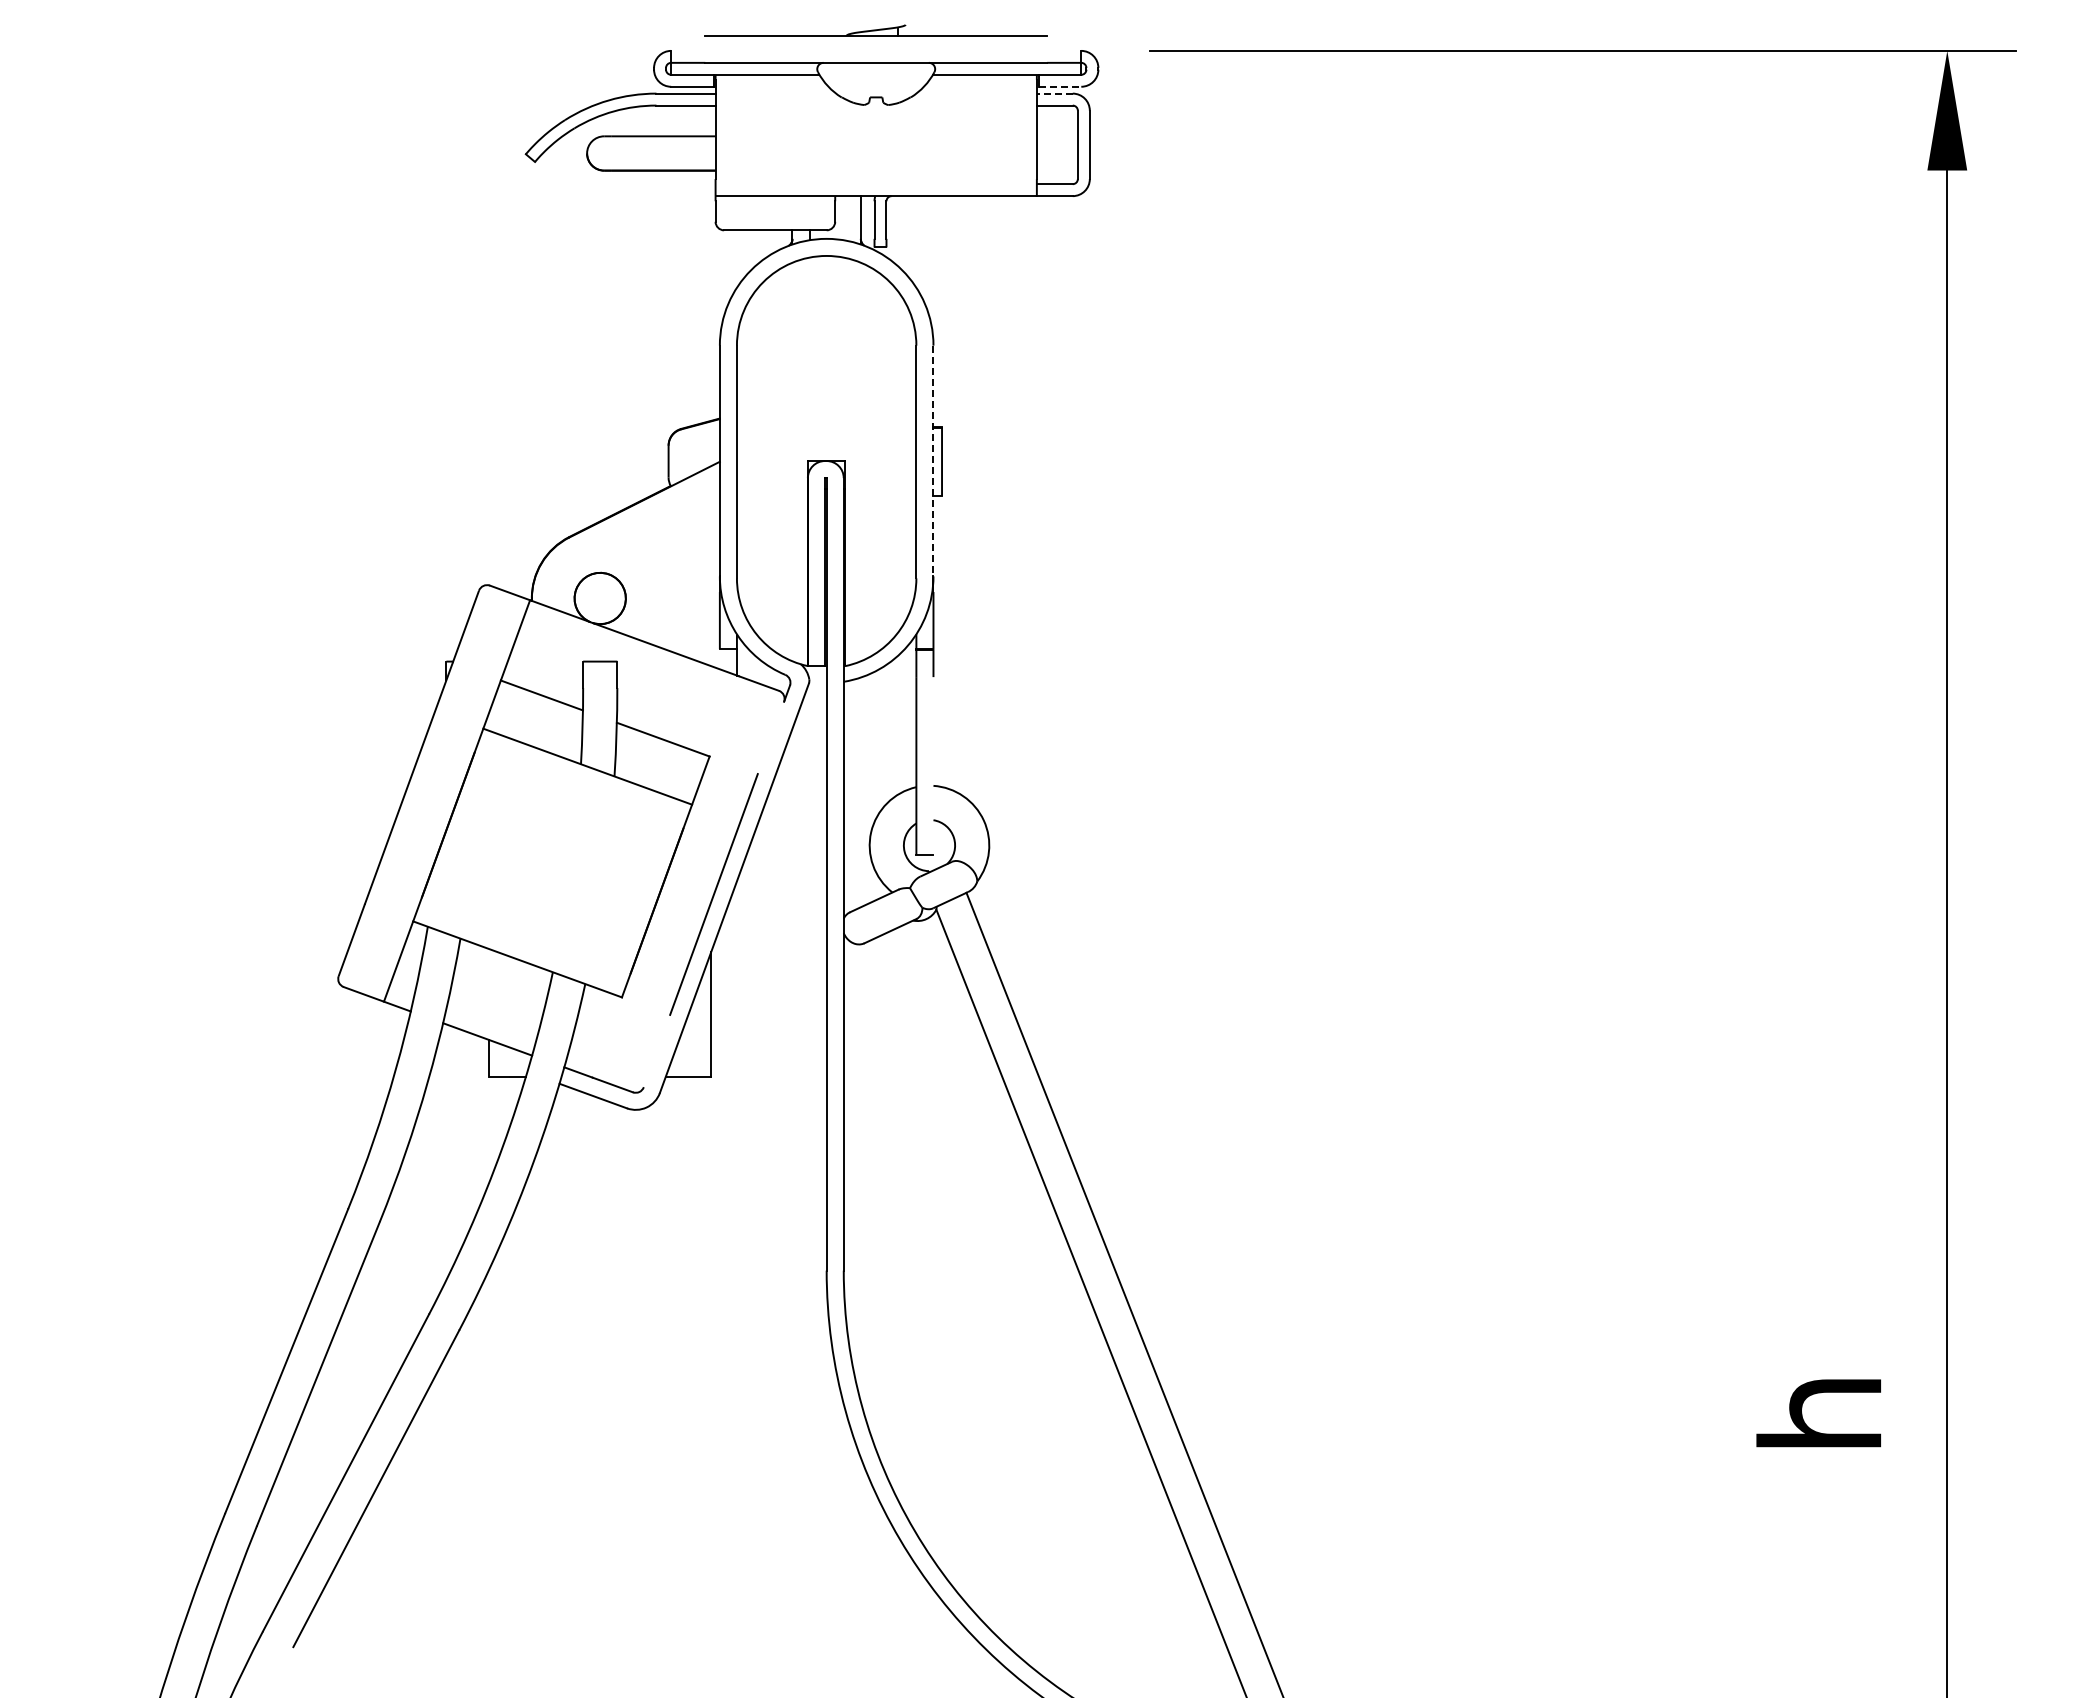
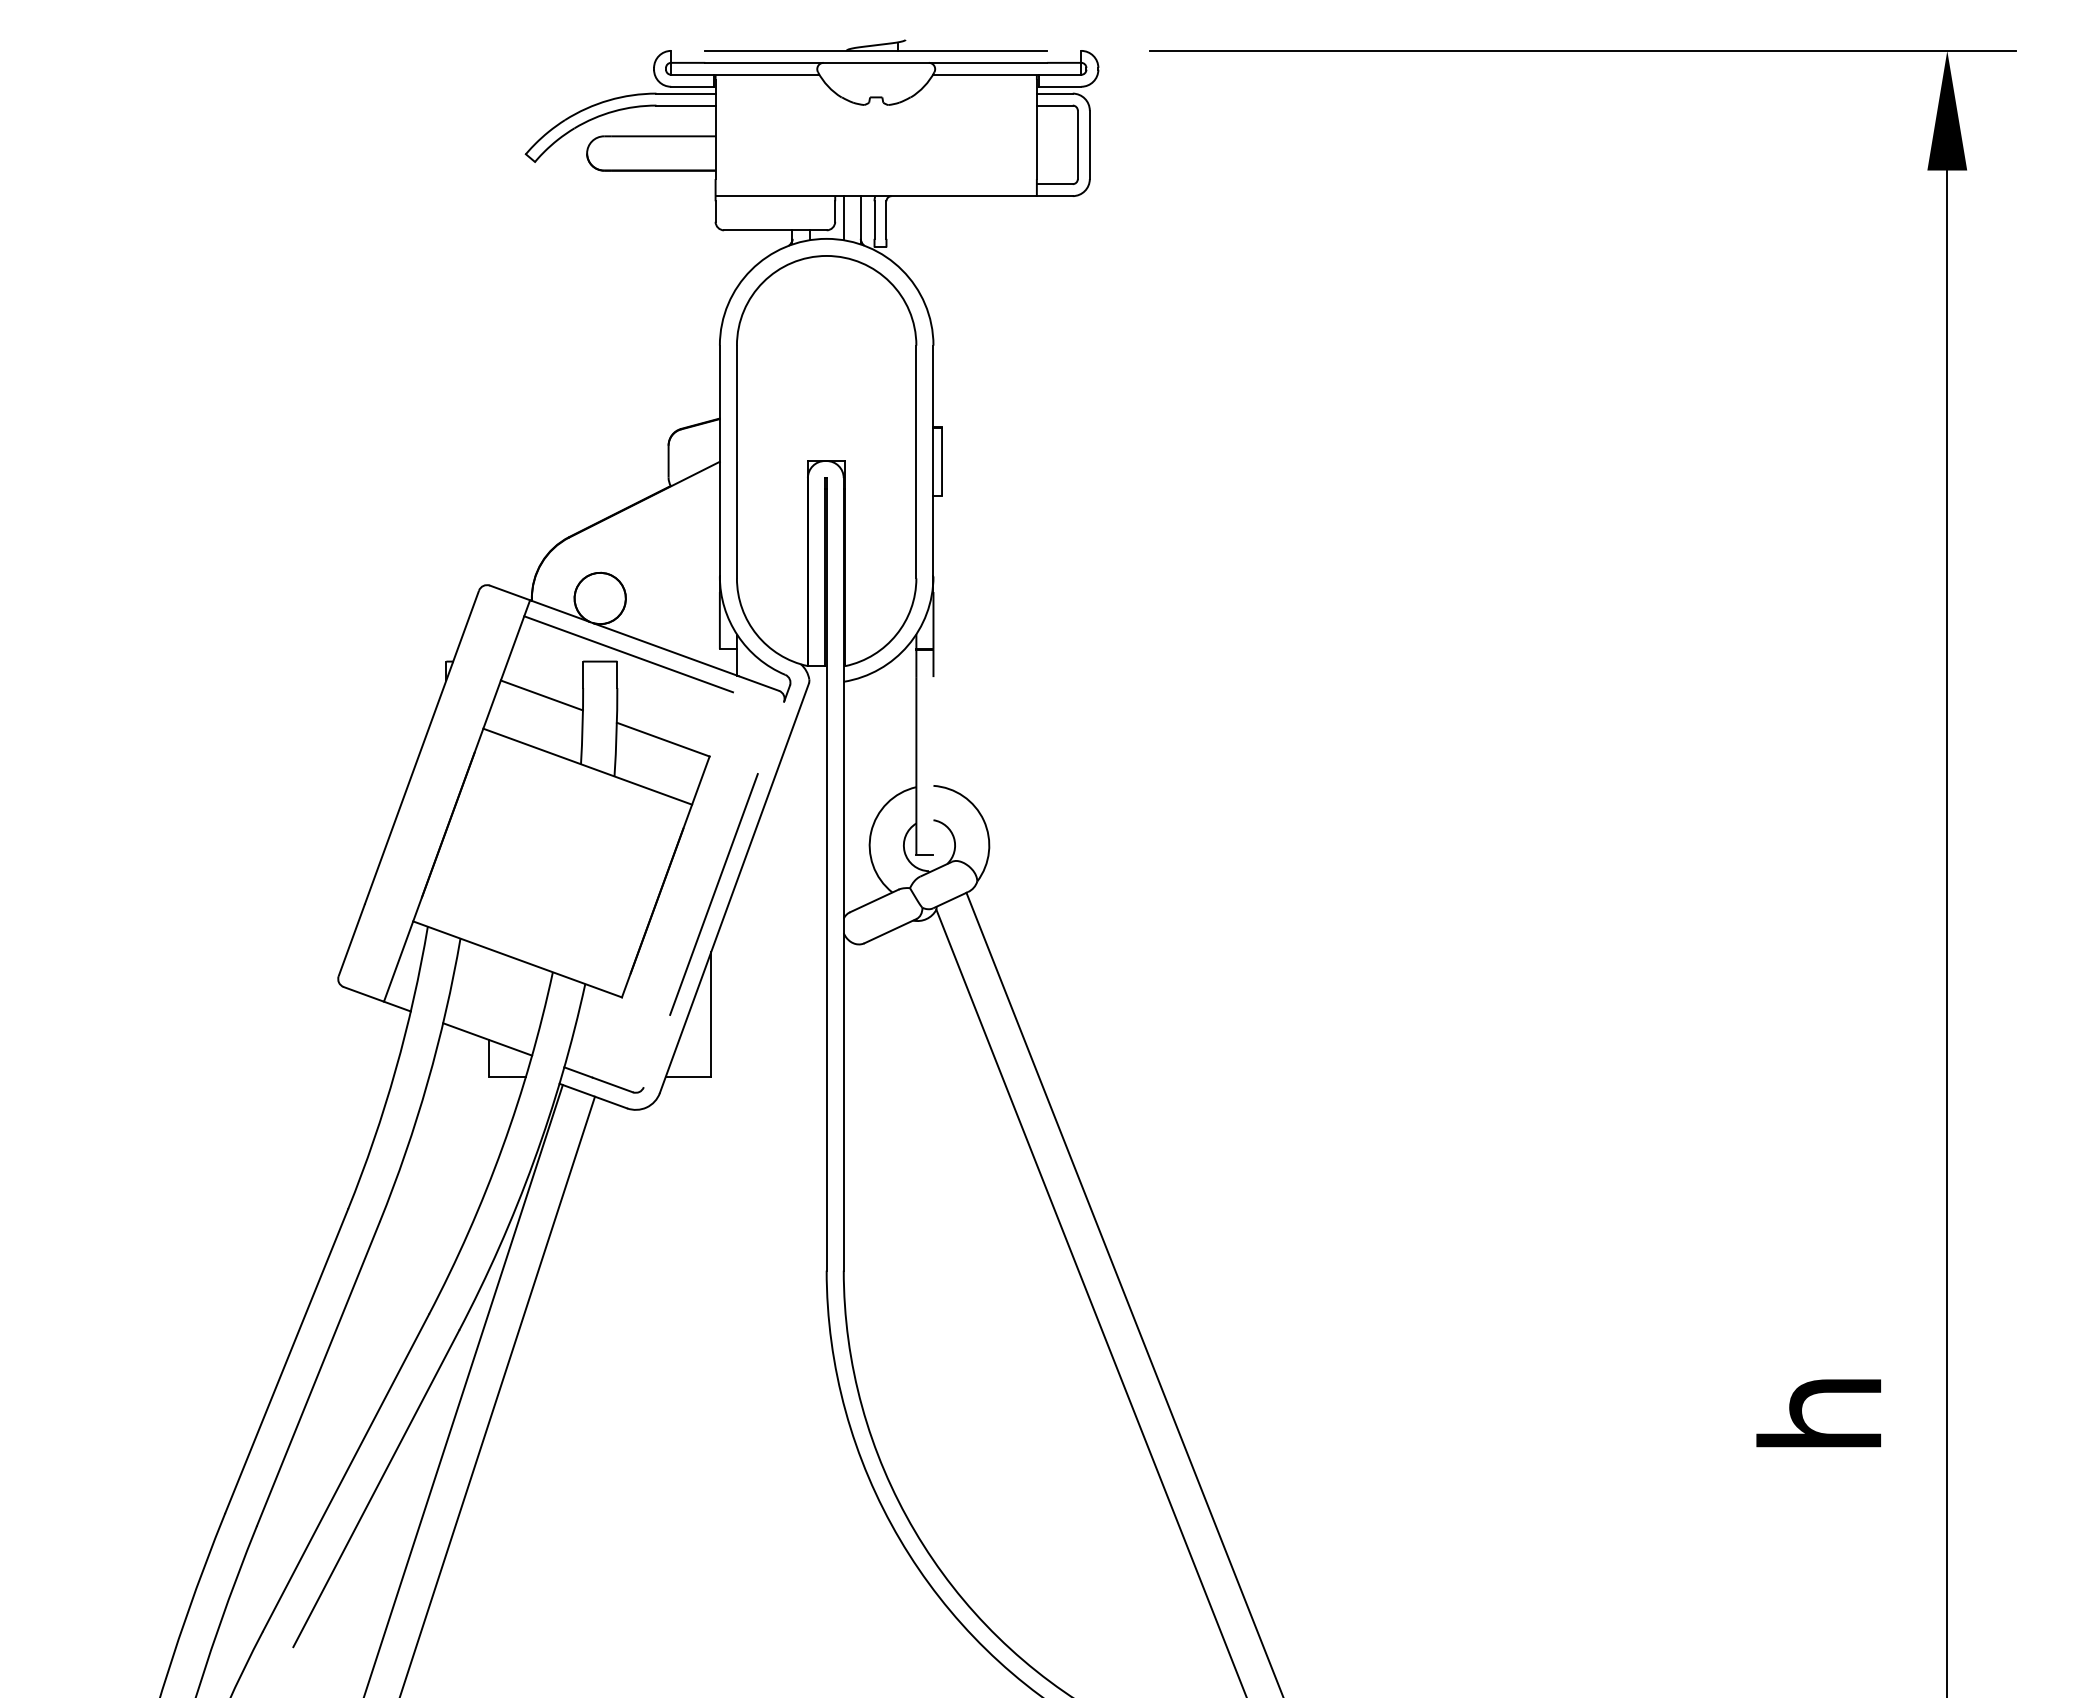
part position: (875, 30) -> (875, 45) (875, 45)
line: dashed -> solid (1060, 86)
line: dashed -> solid (1054, 93)
line: none -> present (843, 218)
line: dashed -> solid (933, 461)
line: none -> present (628, 654)
line: none -> present (463, 1389)
line: none -> present (497, 1395)
